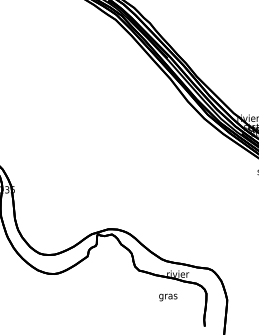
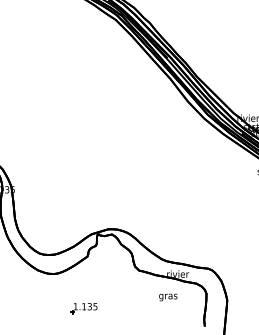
part: none -> present (83, 308)
